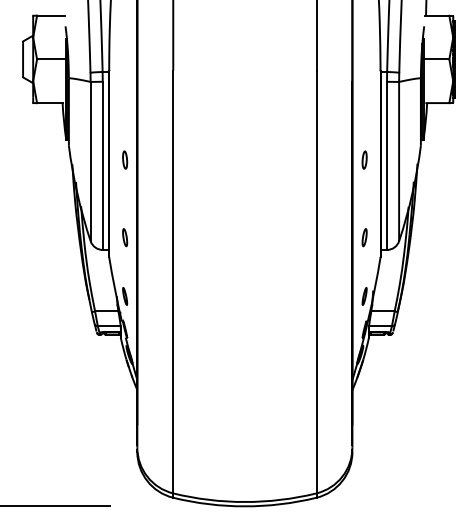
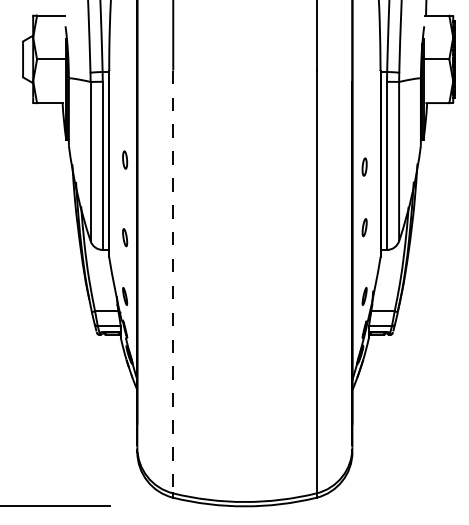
part position: (364, 159) -> (364, 166) (364, 166)
part position: (364, 237) -> (364, 227) (364, 227)
line: solid -> dashed (173, 282)
